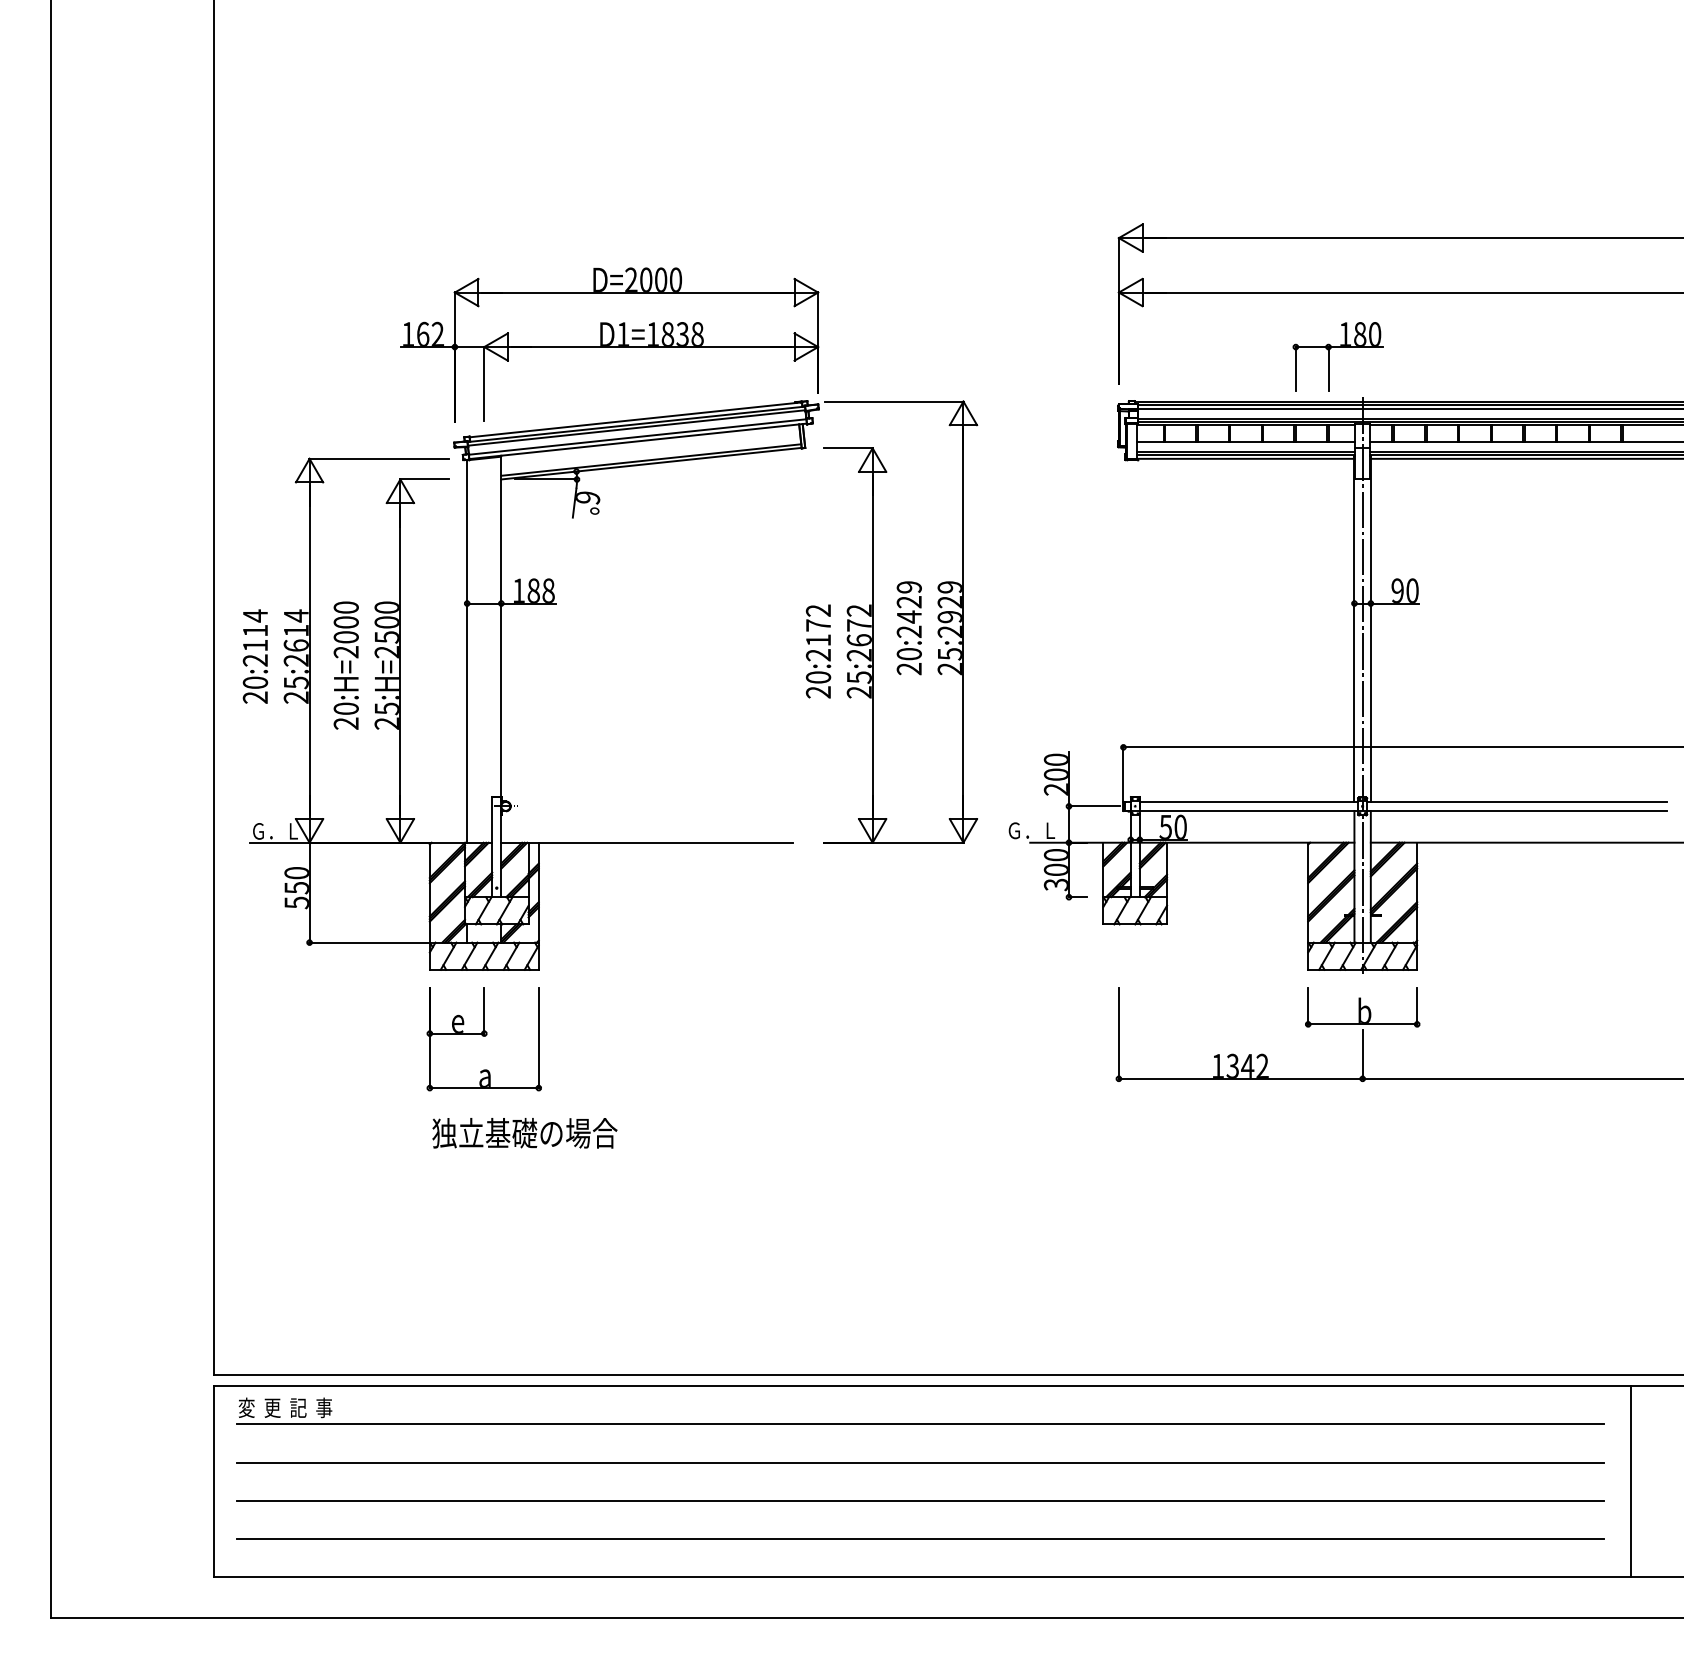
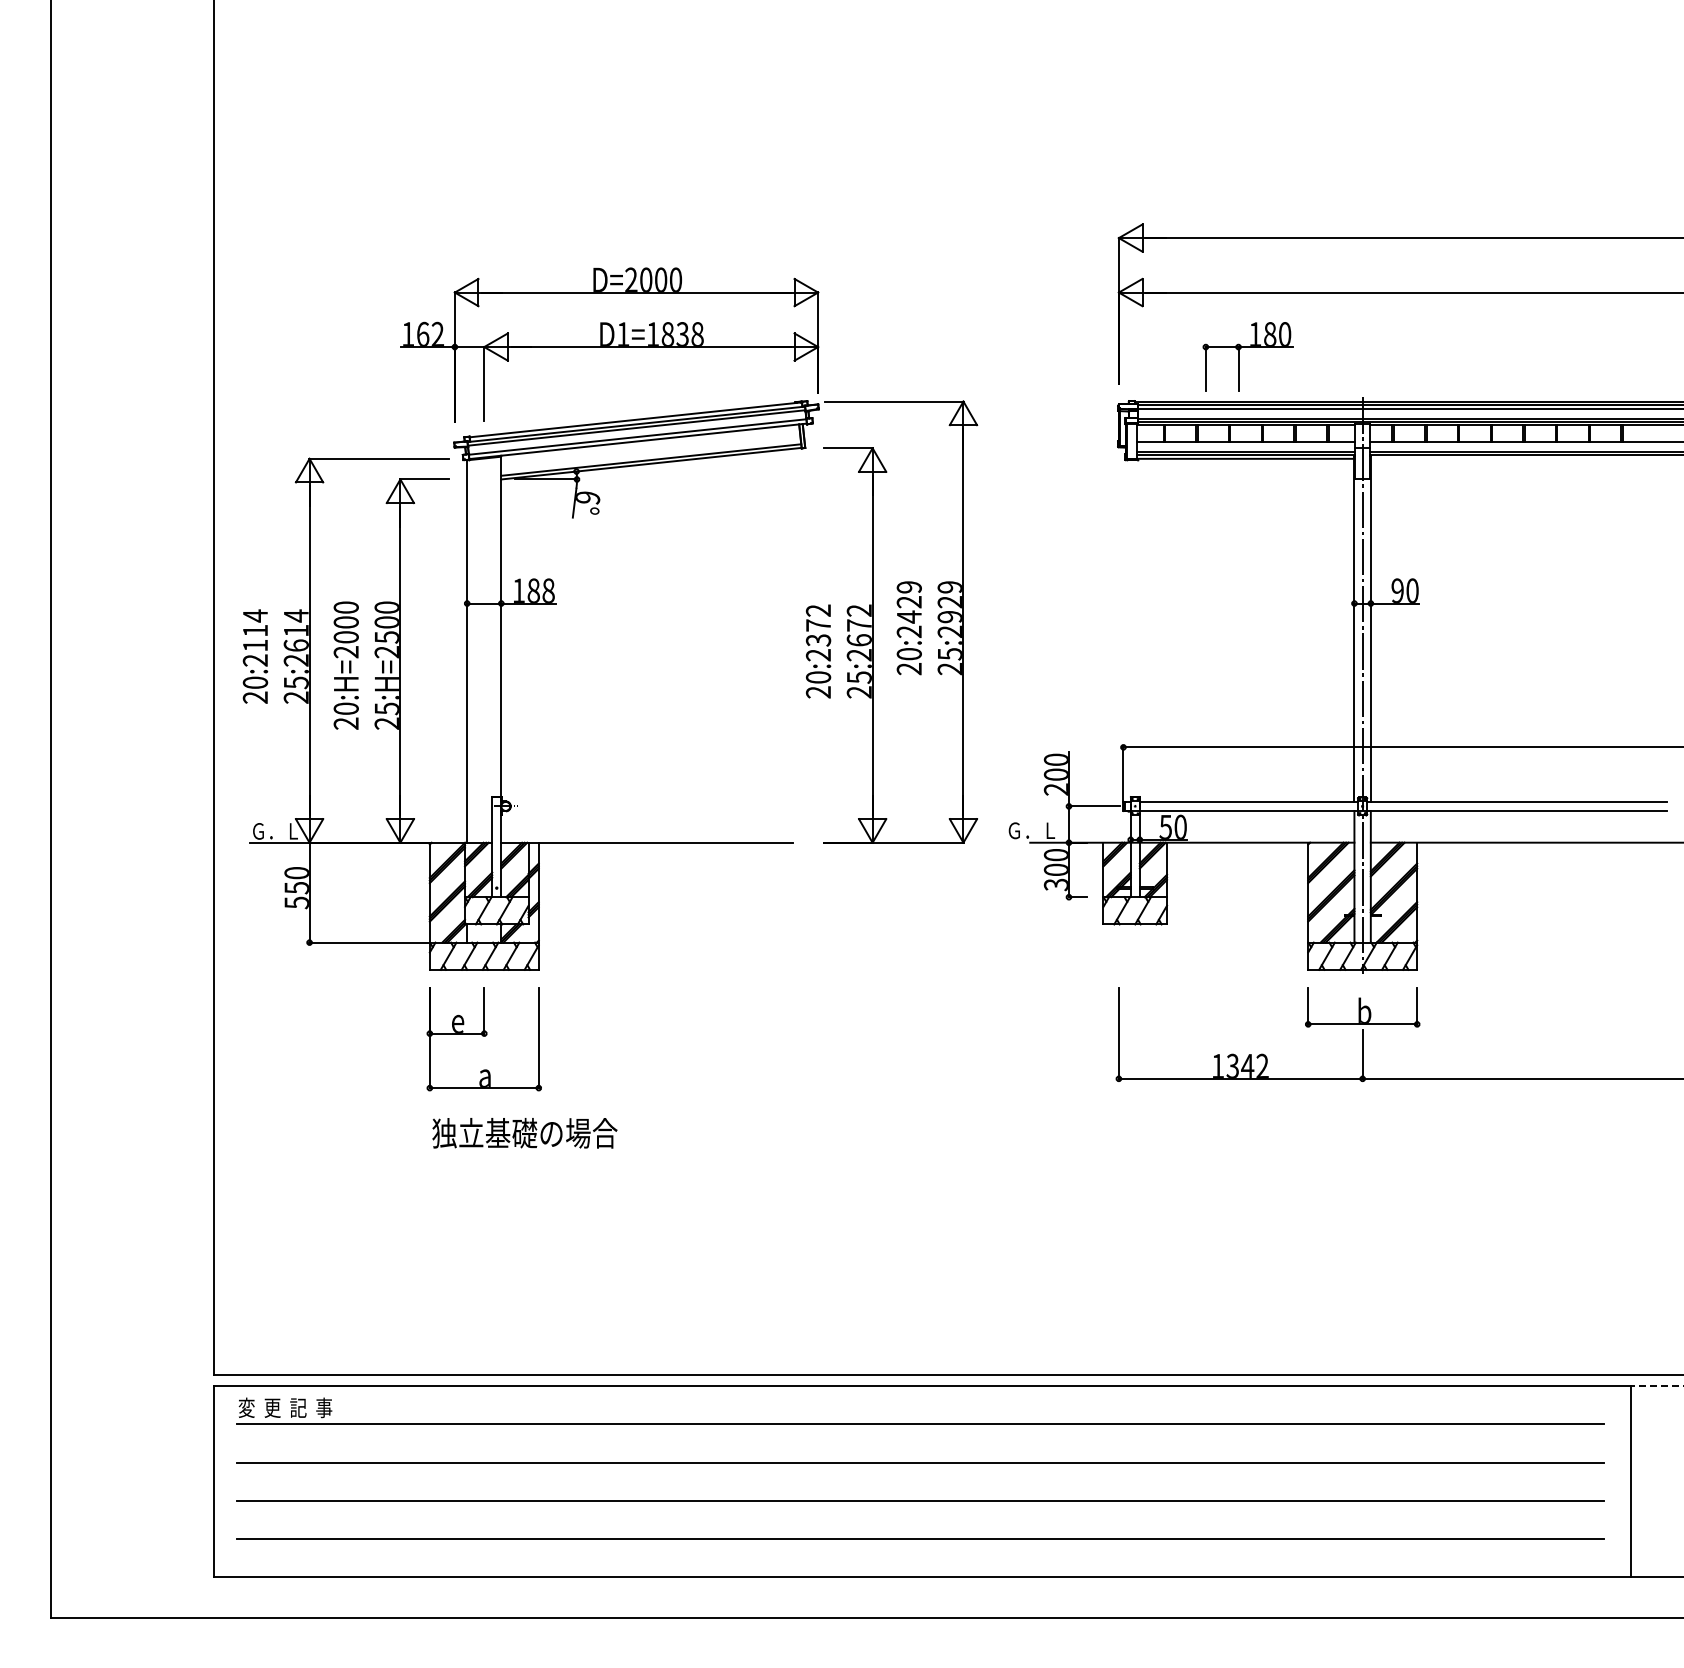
part position: (1329, 356) -> (1239, 356) (1239, 356)
line: present -> none (1525, 458)
text: 20:2172 -> 20:2372 (818, 640)
line: solid -> dashed (1656, 1386)
